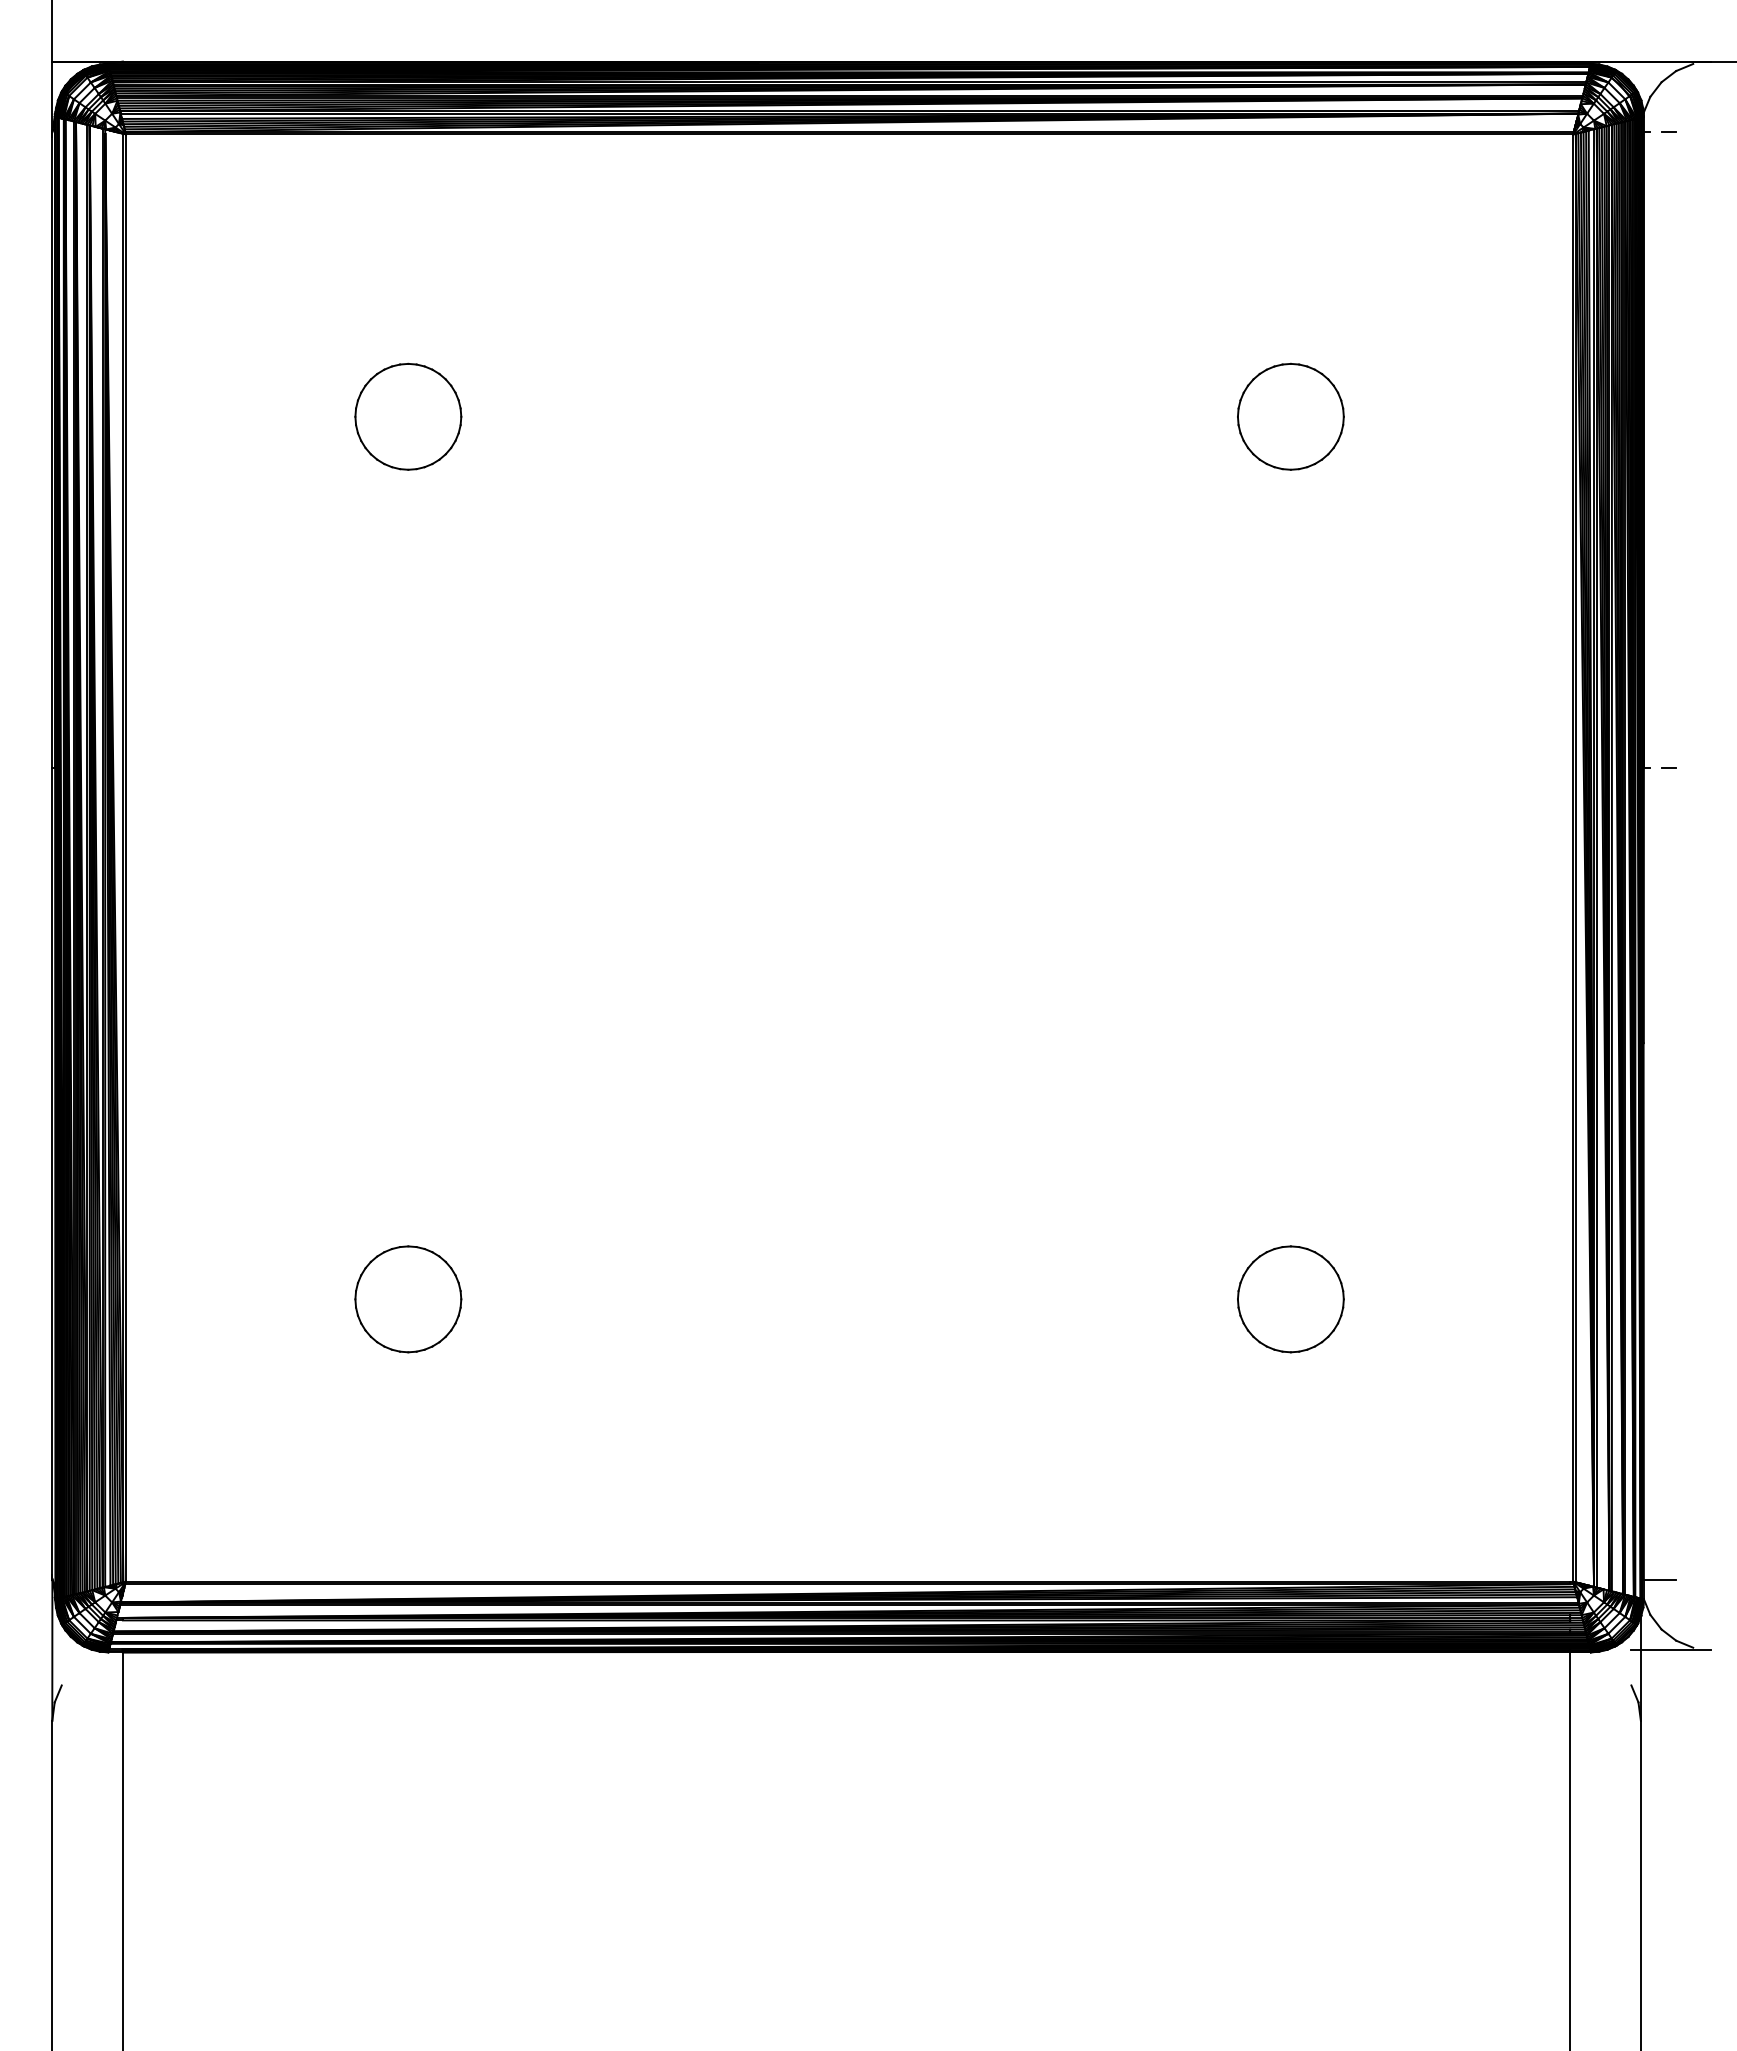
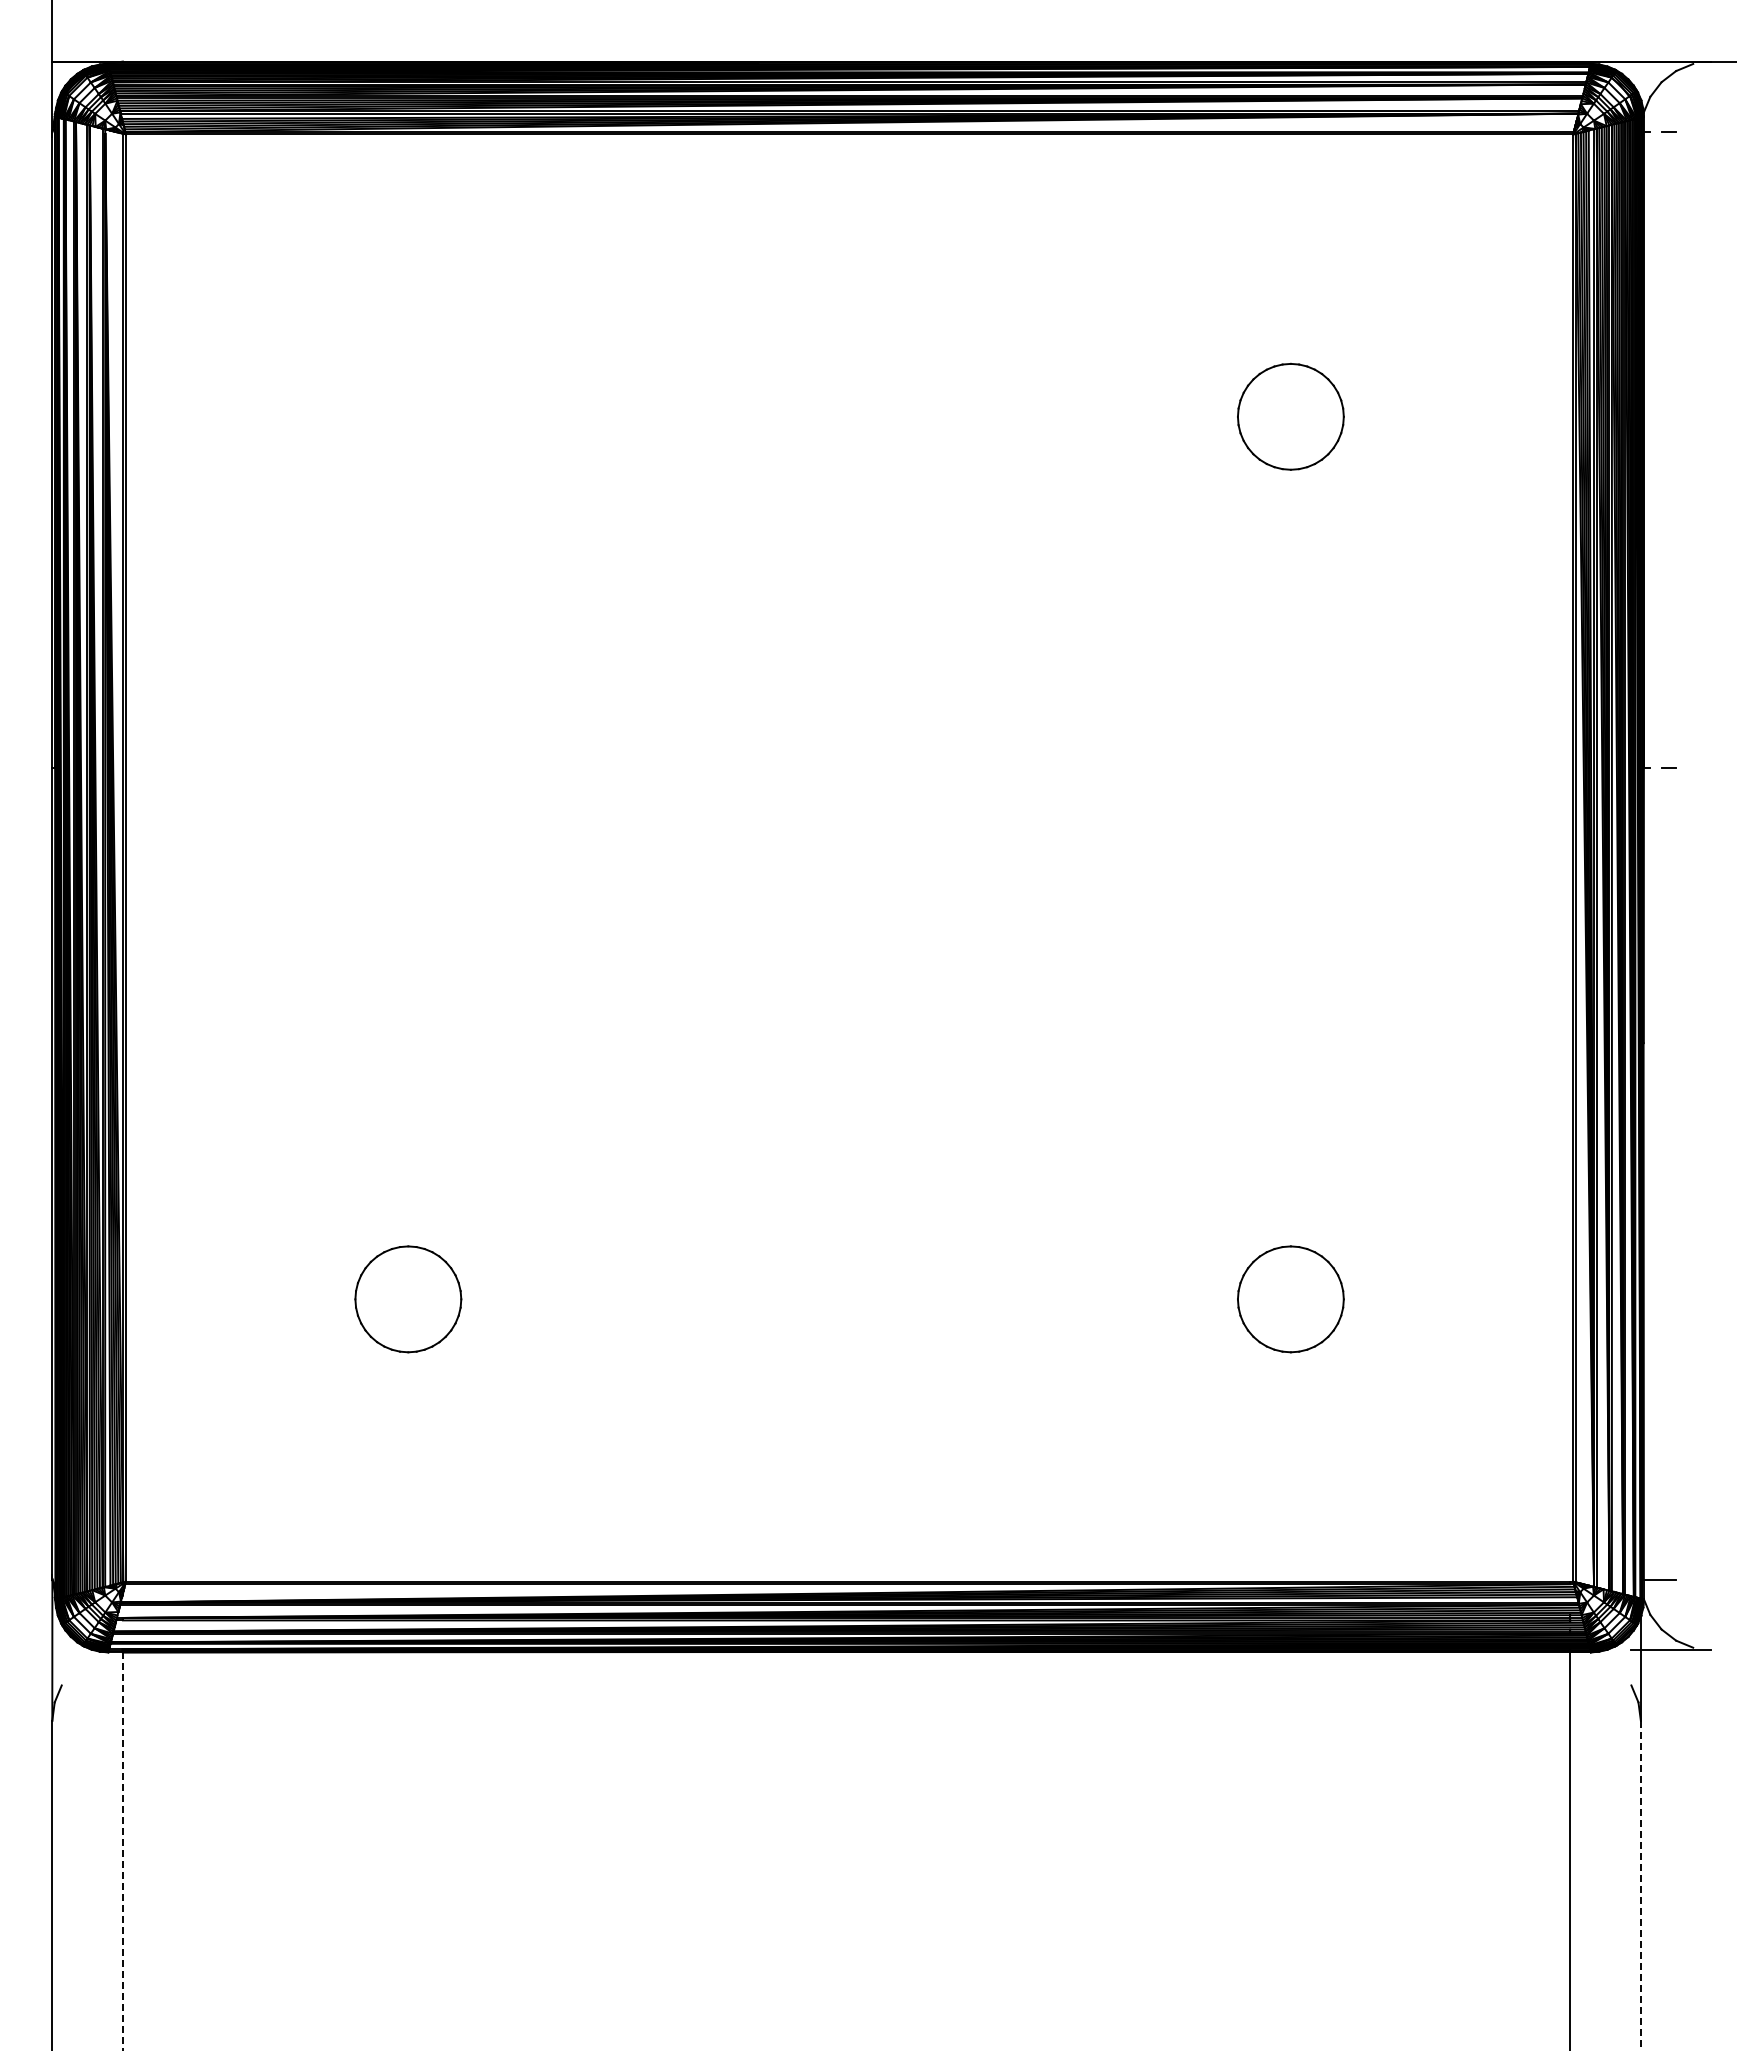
part: present -> none (408, 416)
line: solid -> dashed (122, 1852)
line: solid -> dashed (1640, 1885)
